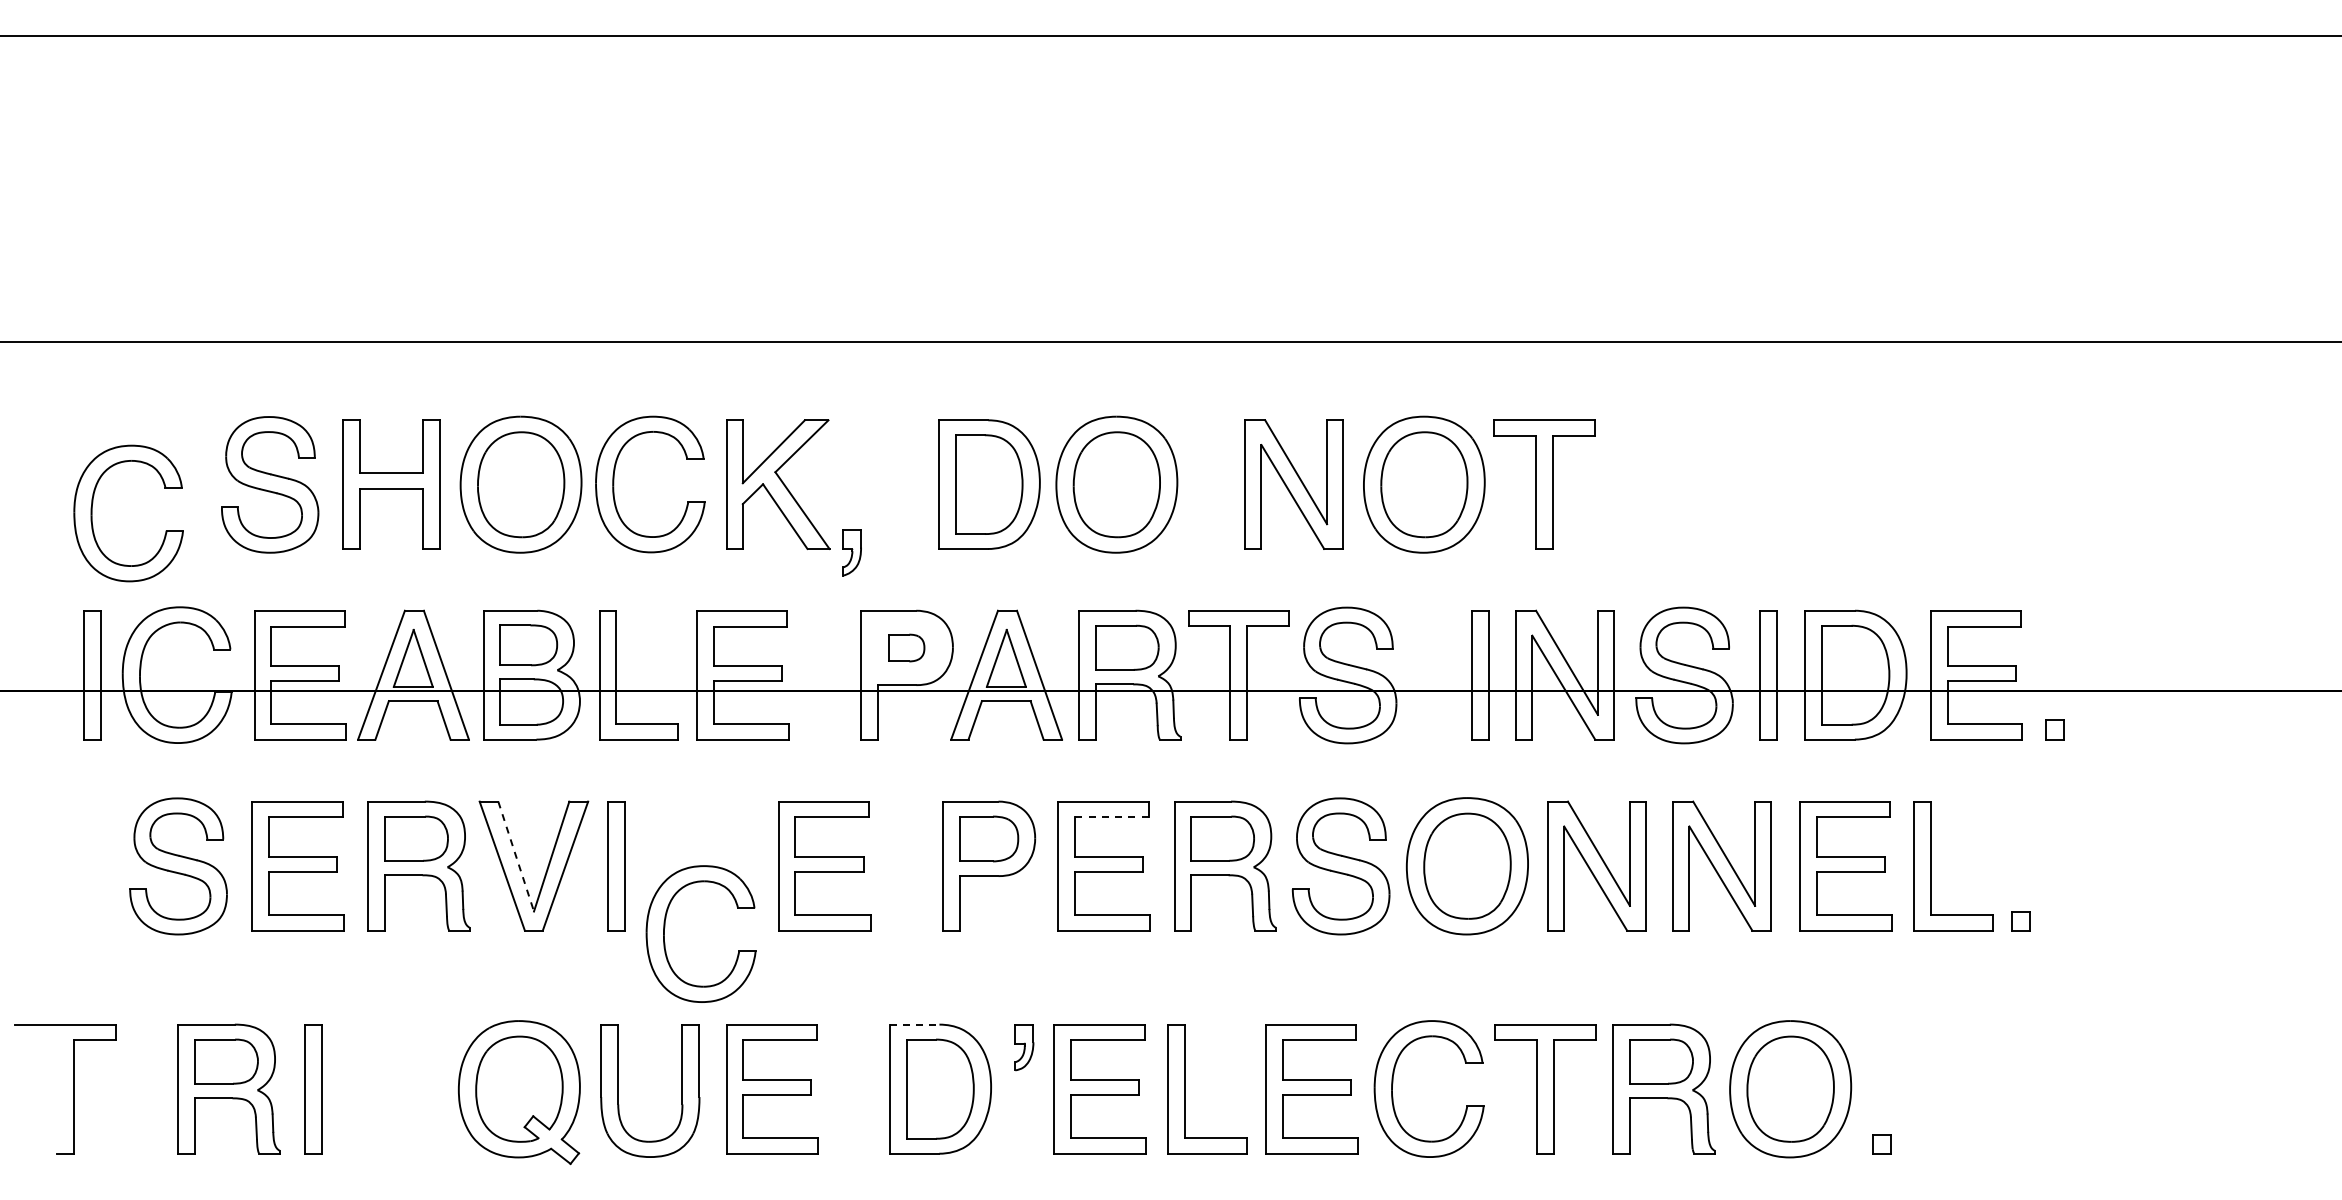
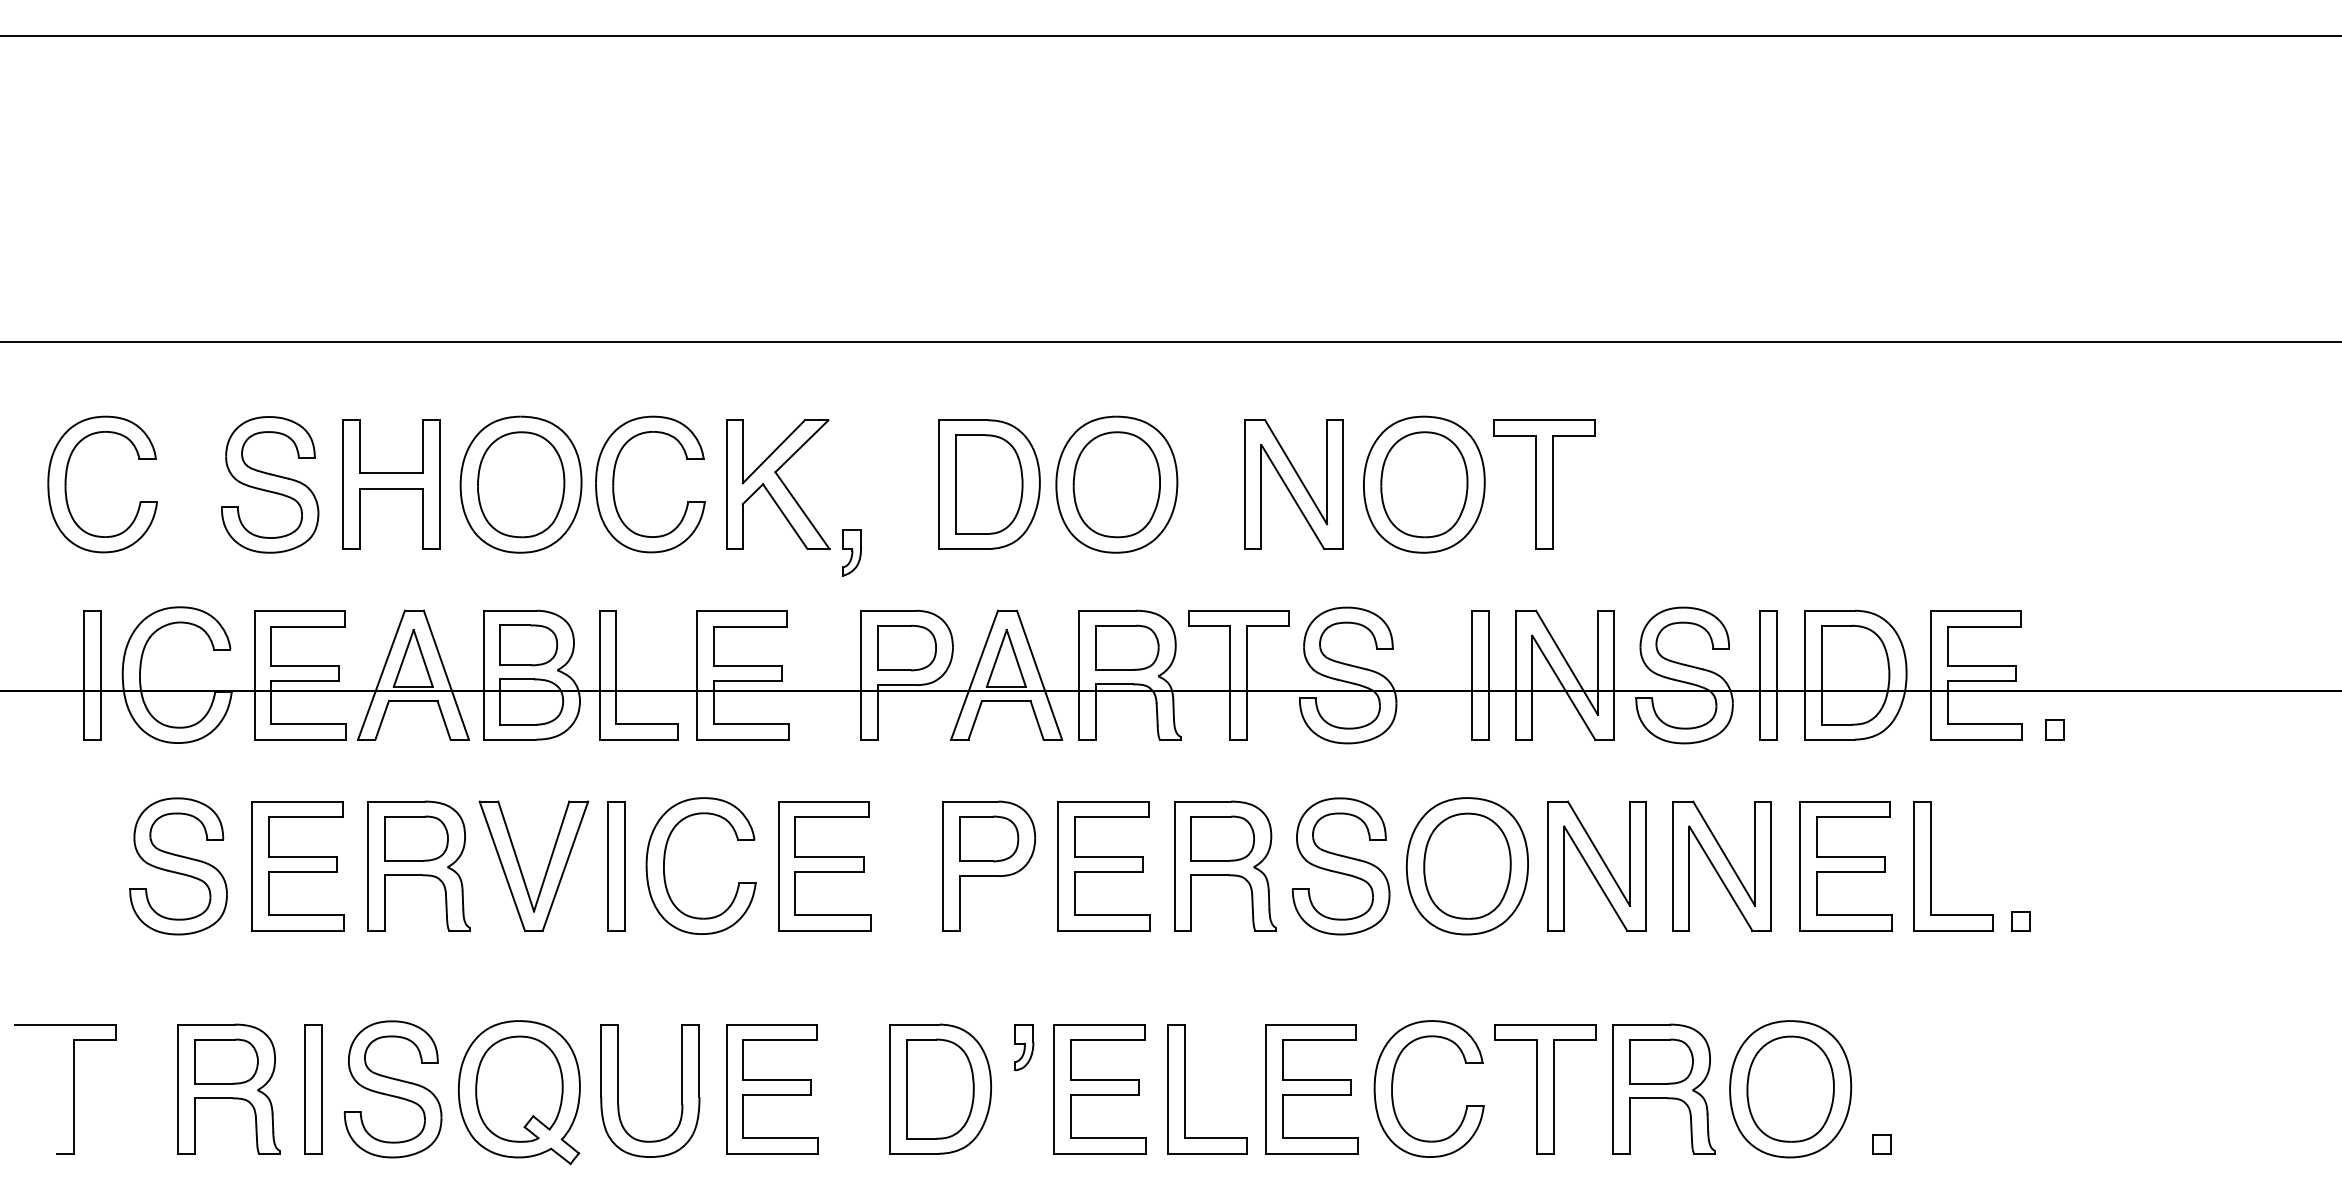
part position: (92, 513) -> (66, 484) (66, 484)
part size: 38x30 px -> 60x48 px (906, 647)
line: dashed -> solid (1111, 817)
line: dashed -> solid (516, 856)
part position: (665, 927) -> (665, 859) (665, 859)
line: dashed -> solid (914, 1024)
part: none -> present (392, 1089)
